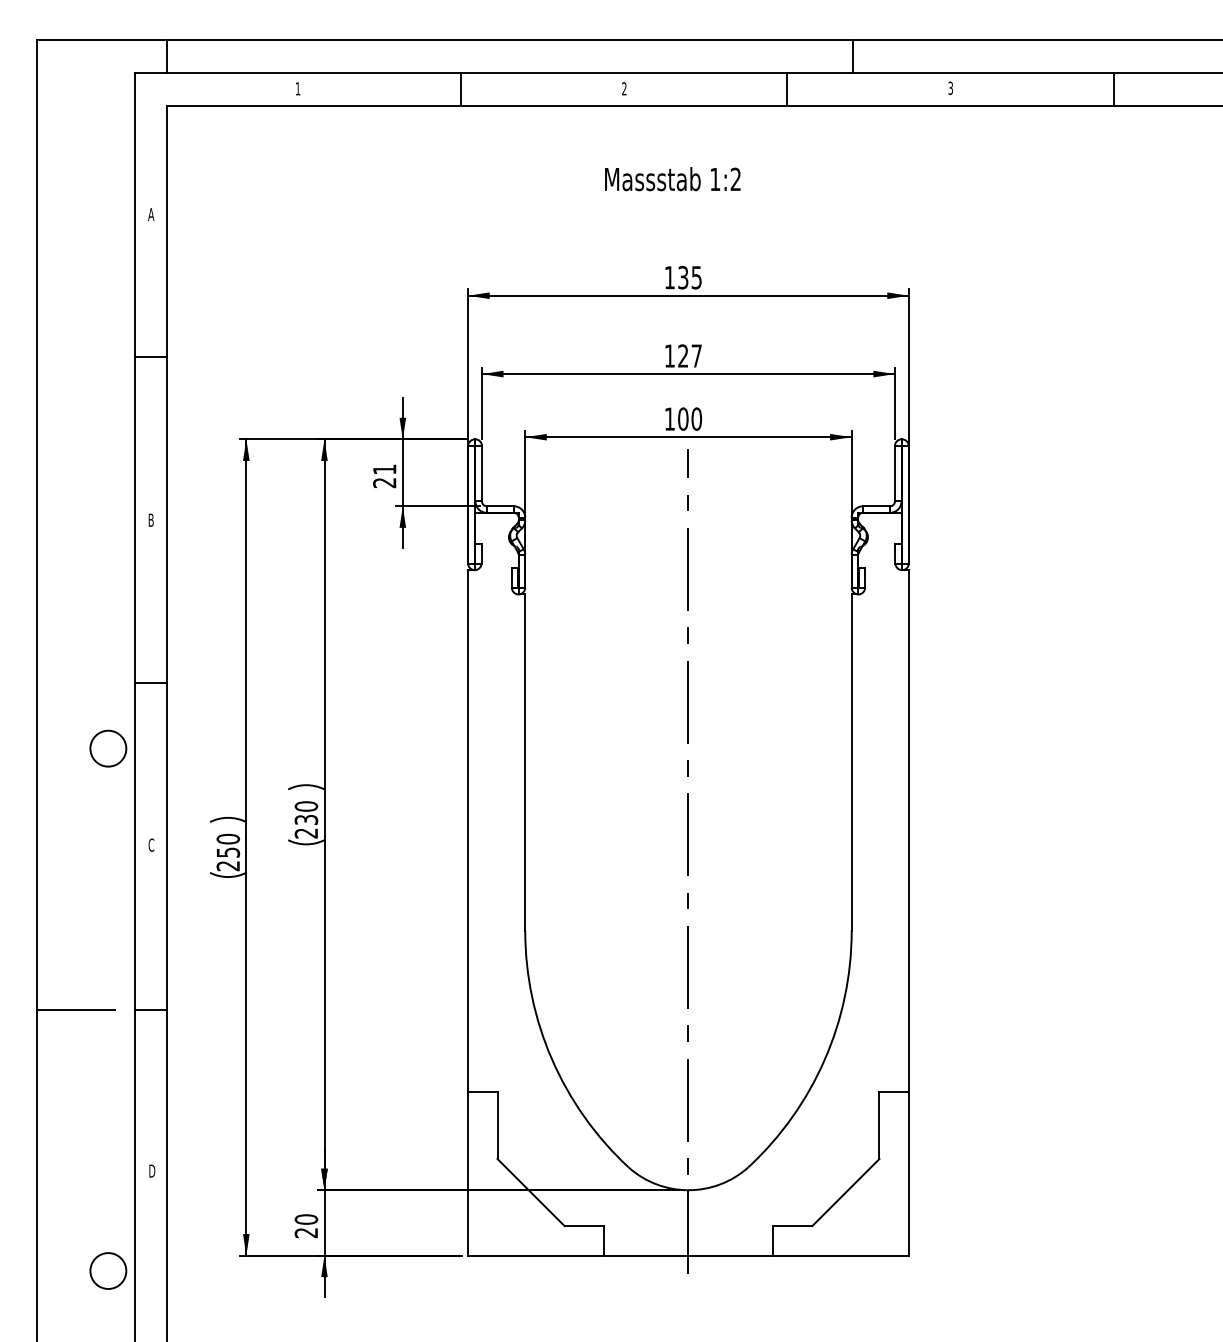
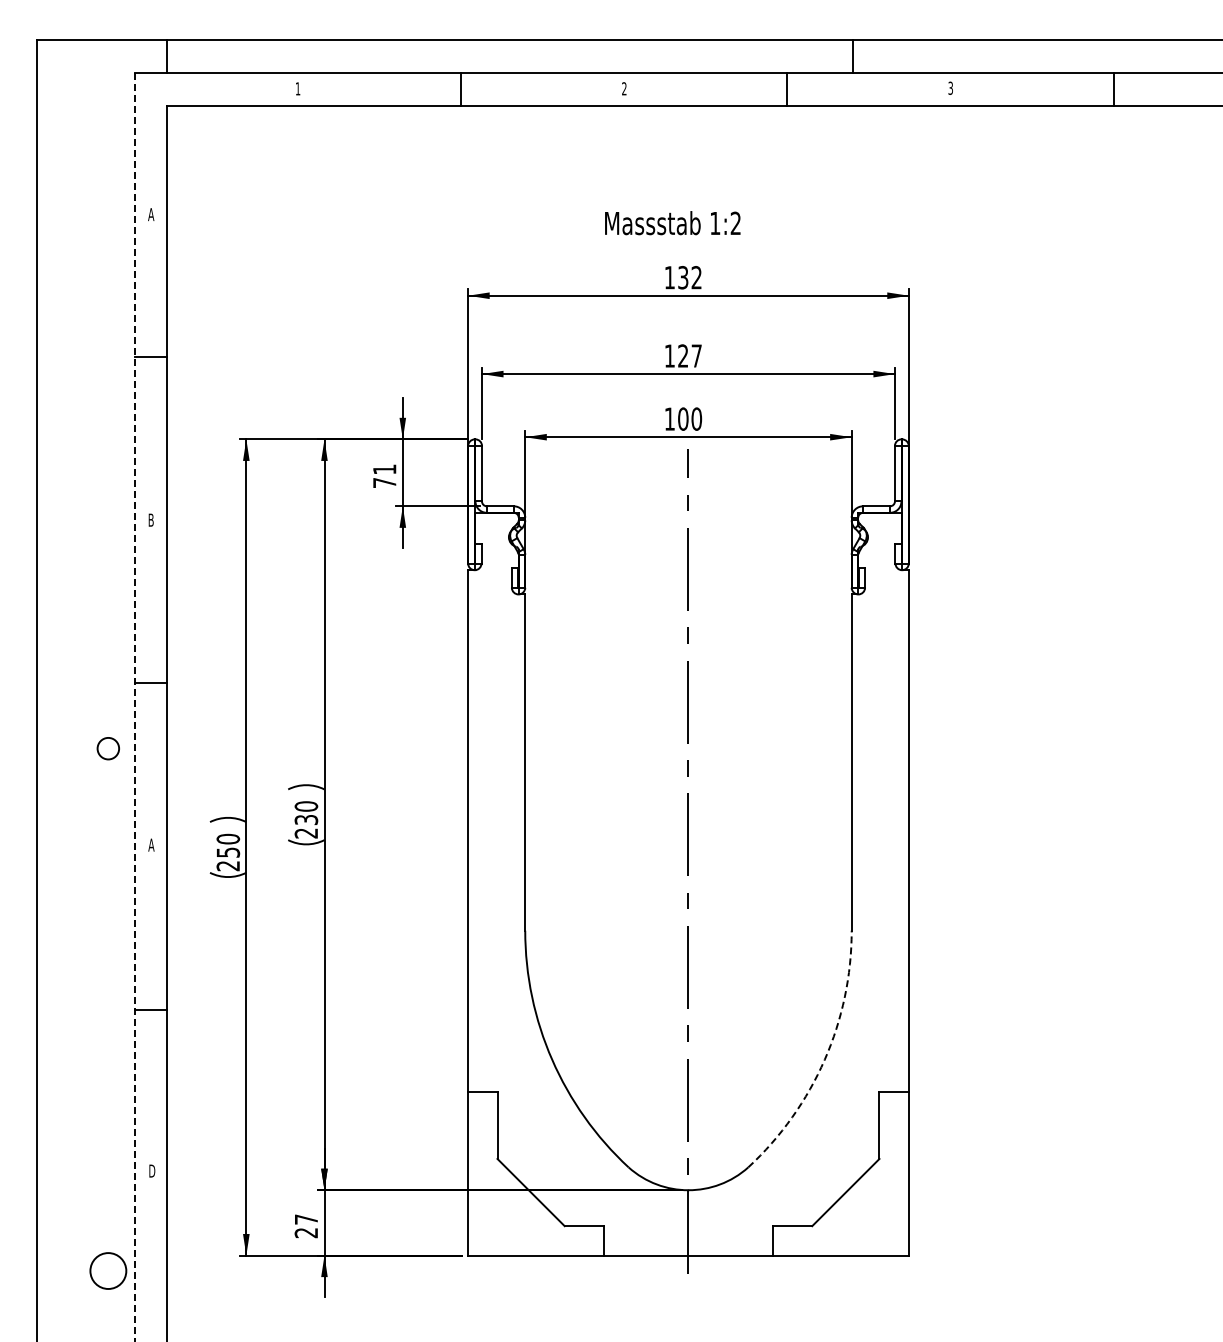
text position: (672, 179) -> (672, 223) (672, 223)
text: 135 -> 132 (696, 277)
text: 21 -> 71 (384, 483)
line: solid -> dashed (134, 707)
circle diameter: 36 px -> 22 px (108, 748)
text: C -> A (151, 844)
line: present -> none (75, 1009)
arc: solid -> dashed (824, 1059)
text: 20 -> 27 (306, 1219)
